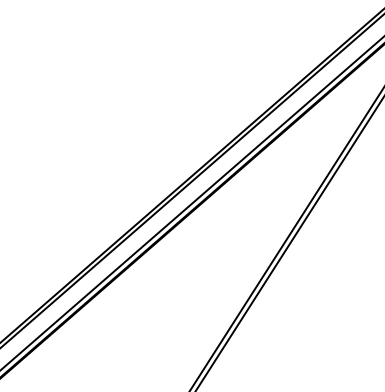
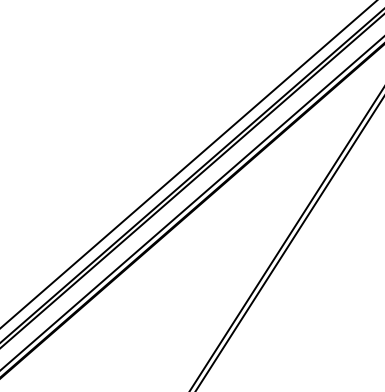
line: none -> present (188, 164)
